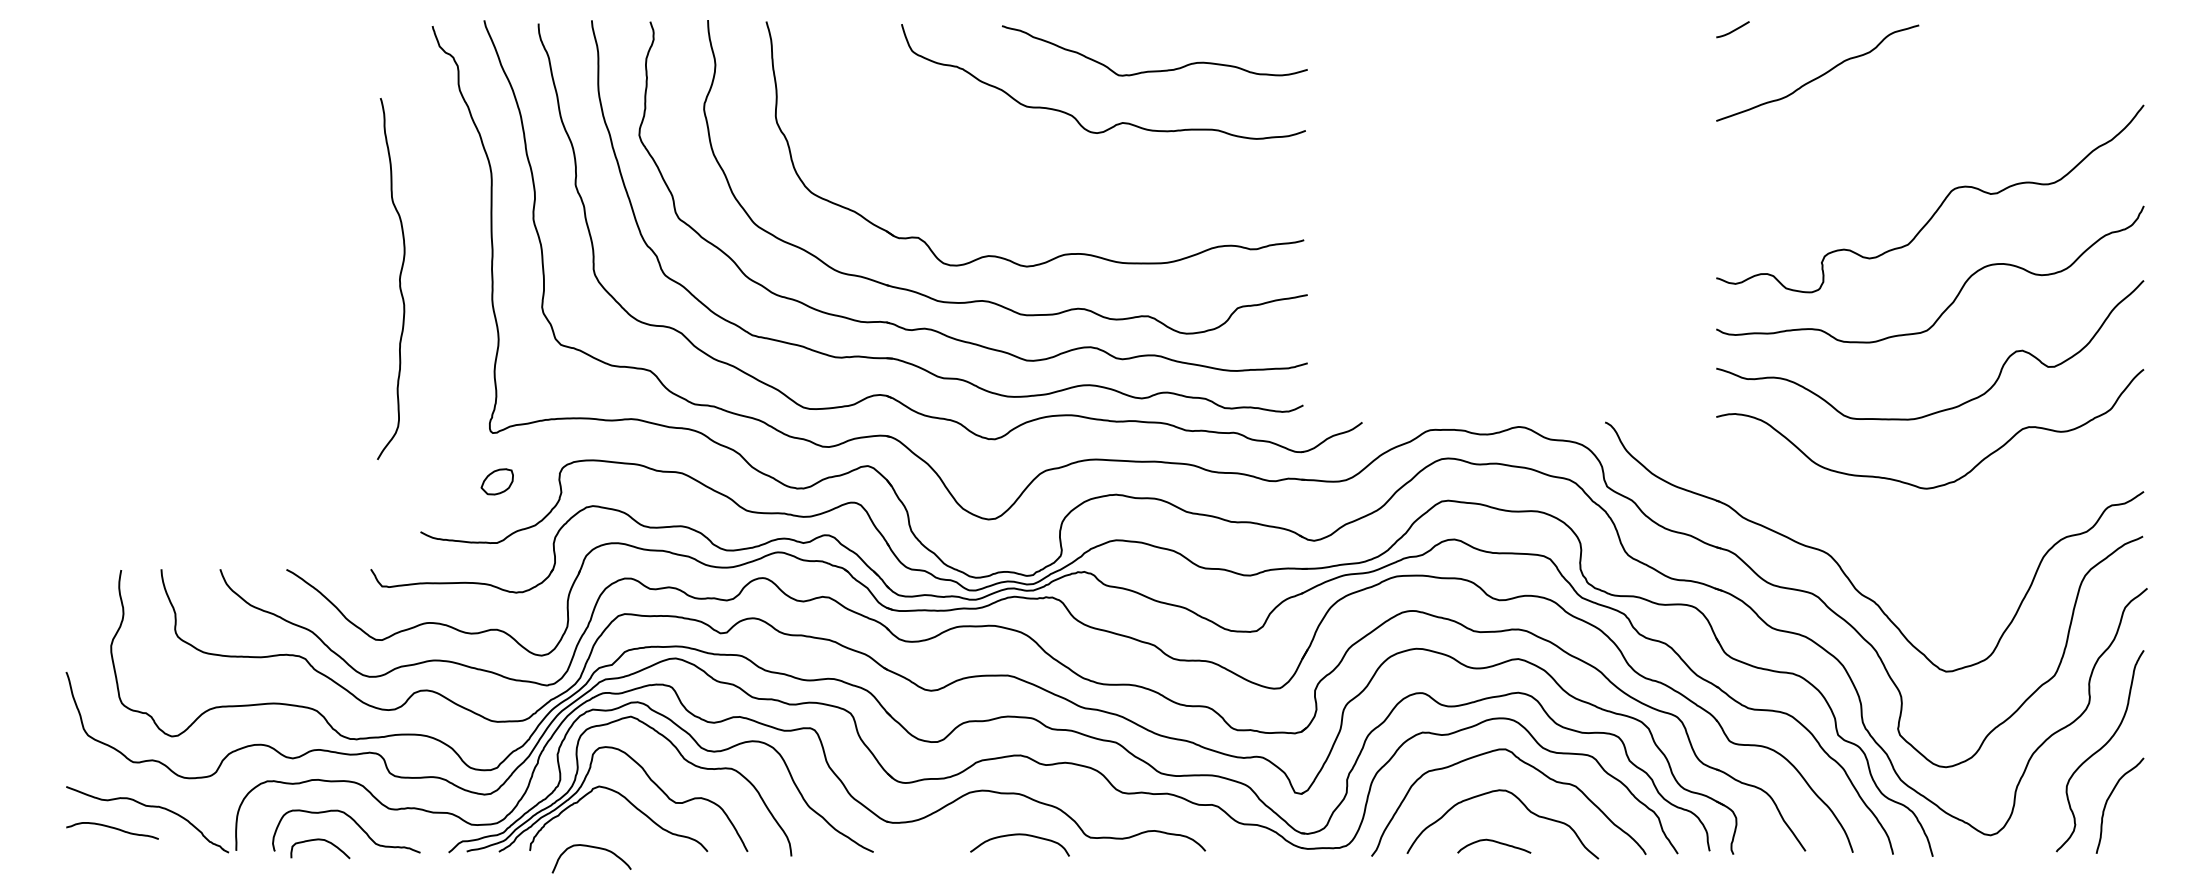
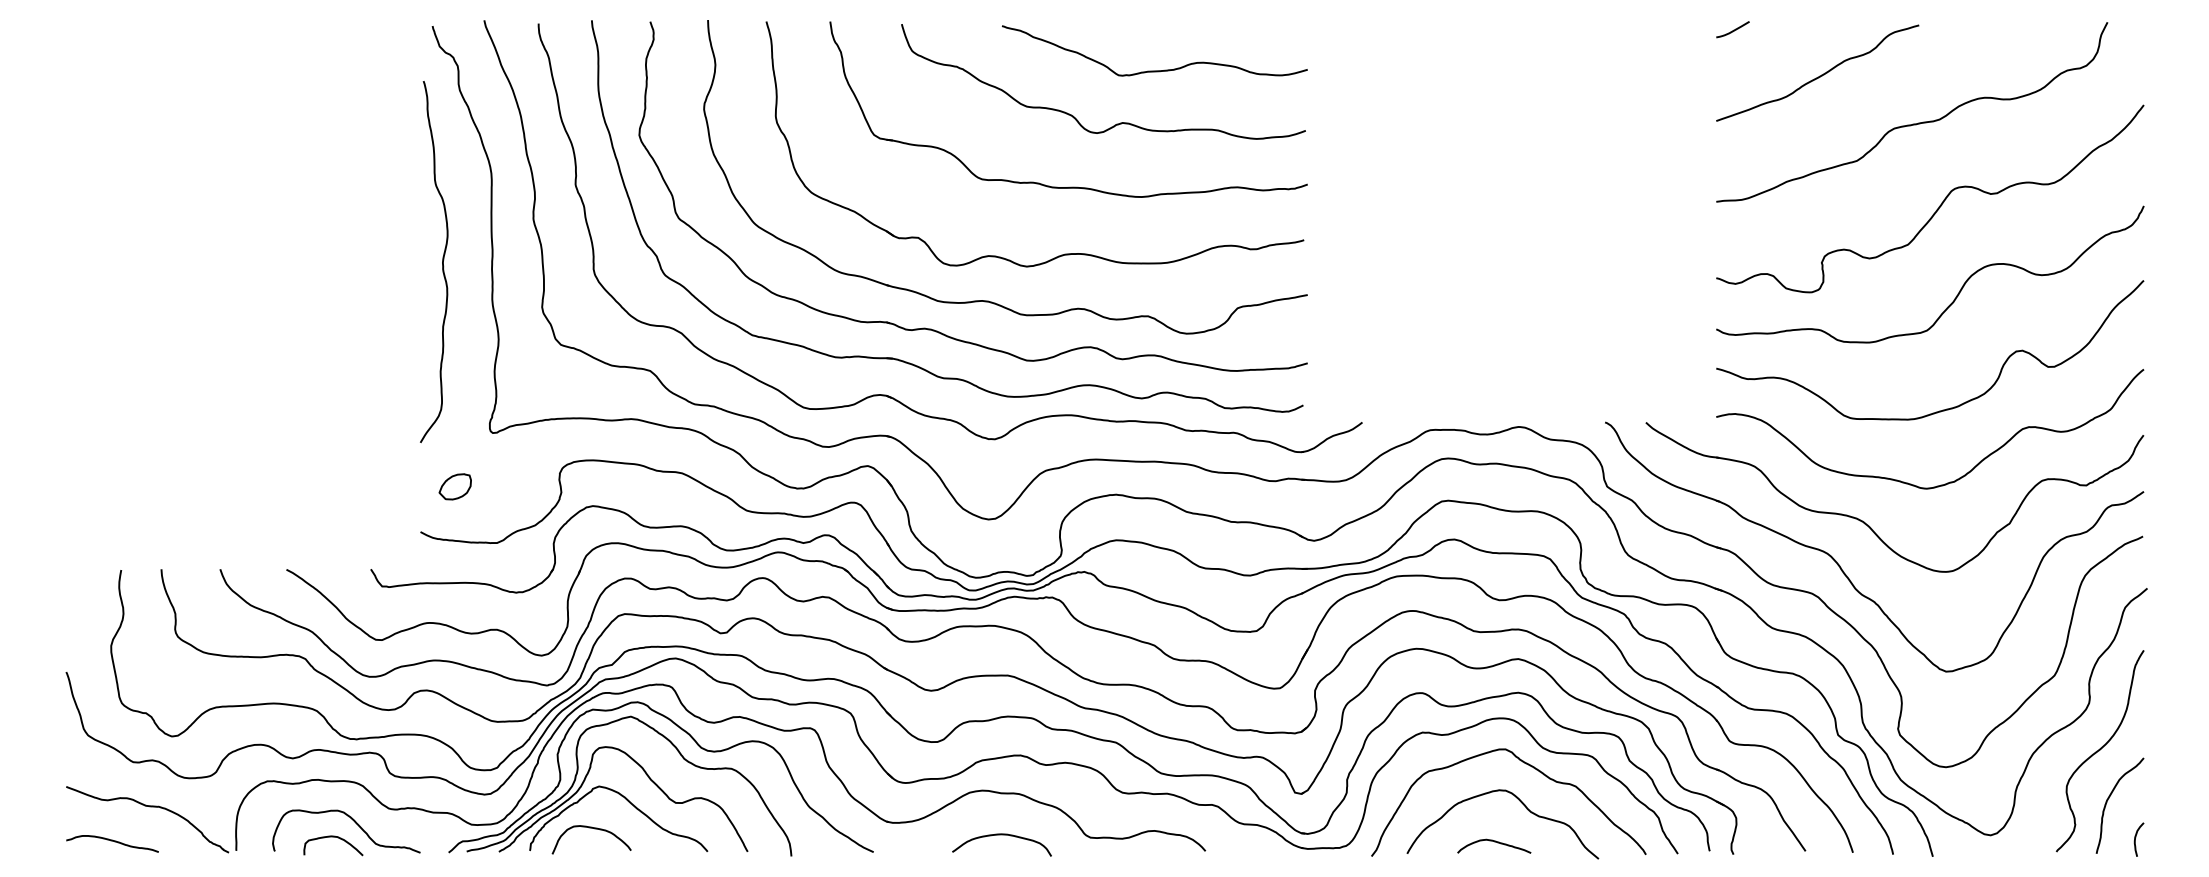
curve: none -> present (1912, 123)
part: none -> present (1069, 186)
curve position: (399, 278) -> (442, 261) (442, 261)
part position: (496, 481) -> (454, 486) (454, 486)
part: none -> present (1869, 525)
curve position: (112, 828) -> (112, 841) (112, 841)
curve position: (1019, 835) -> (1001, 835) (1001, 835)
curve: none -> present (2136, 837)
curve position: (320, 840) -> (333, 837) (333, 837)
curve position: (594, 848) -> (594, 829) (594, 829)
